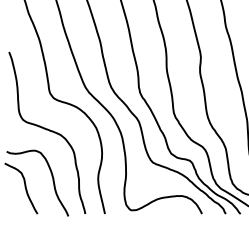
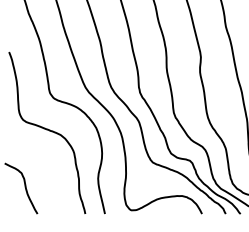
curve: present -> none (52, 181)
